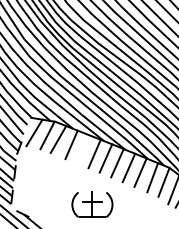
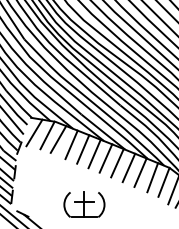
line: none -> present (83, 149)
part position: (92, 204) -> (84, 204) (84, 204)
